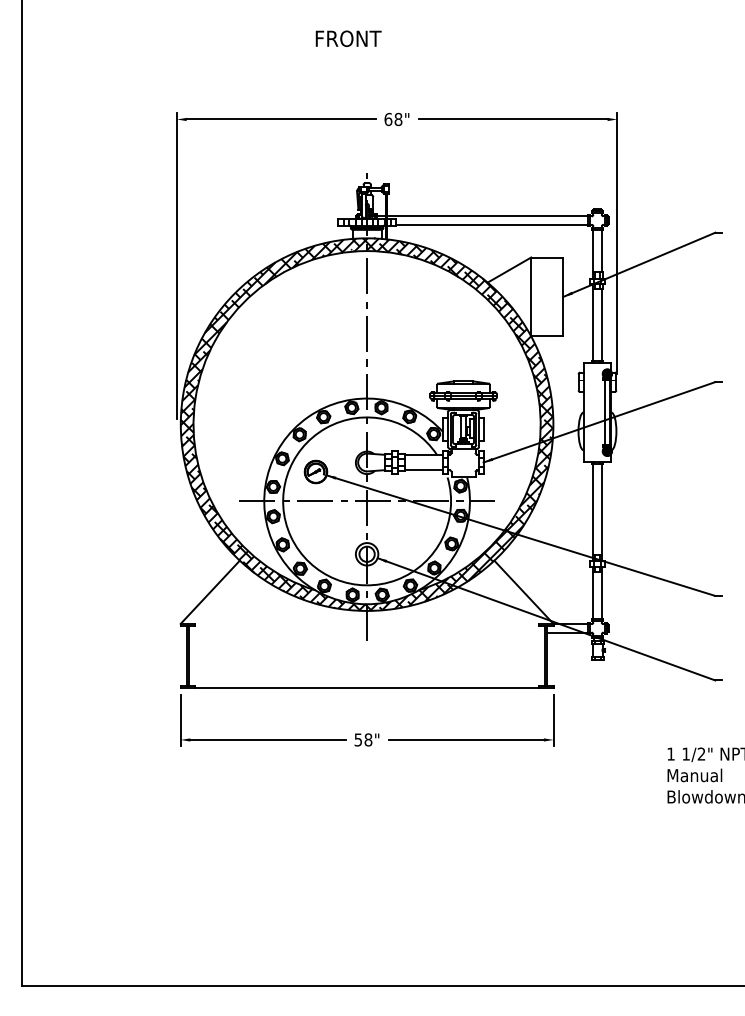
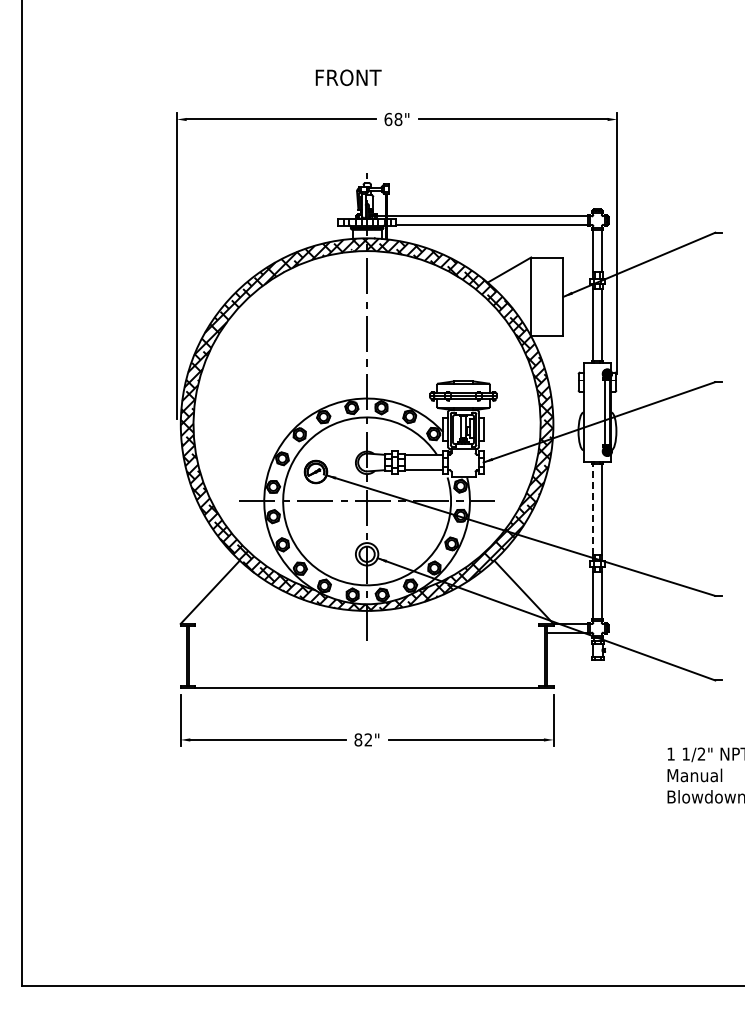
text position: (348, 38) -> (348, 77) (348, 77)
line: solid -> dashed (593, 508)
text: 58" -> 82" (363, 739)
